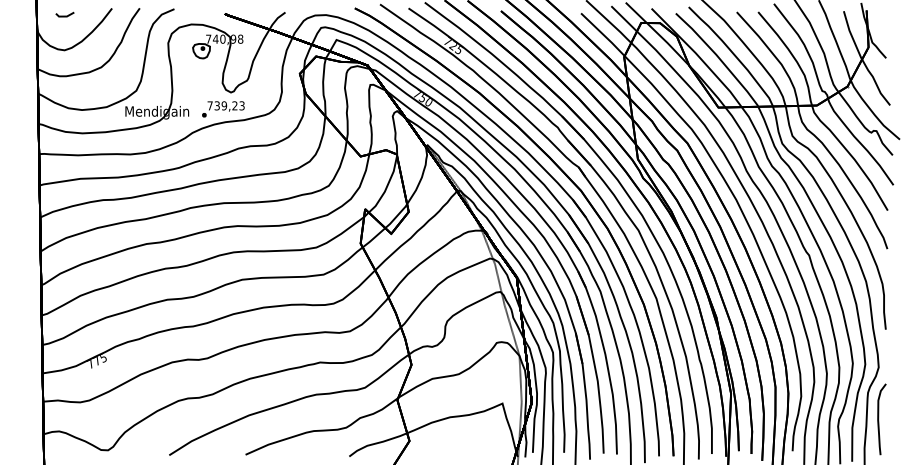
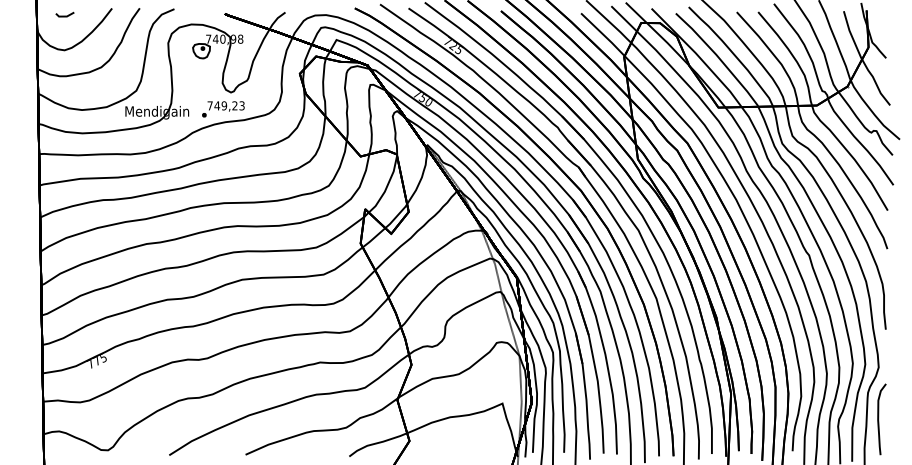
text: 739,23 -> 749,23 (217, 105)
